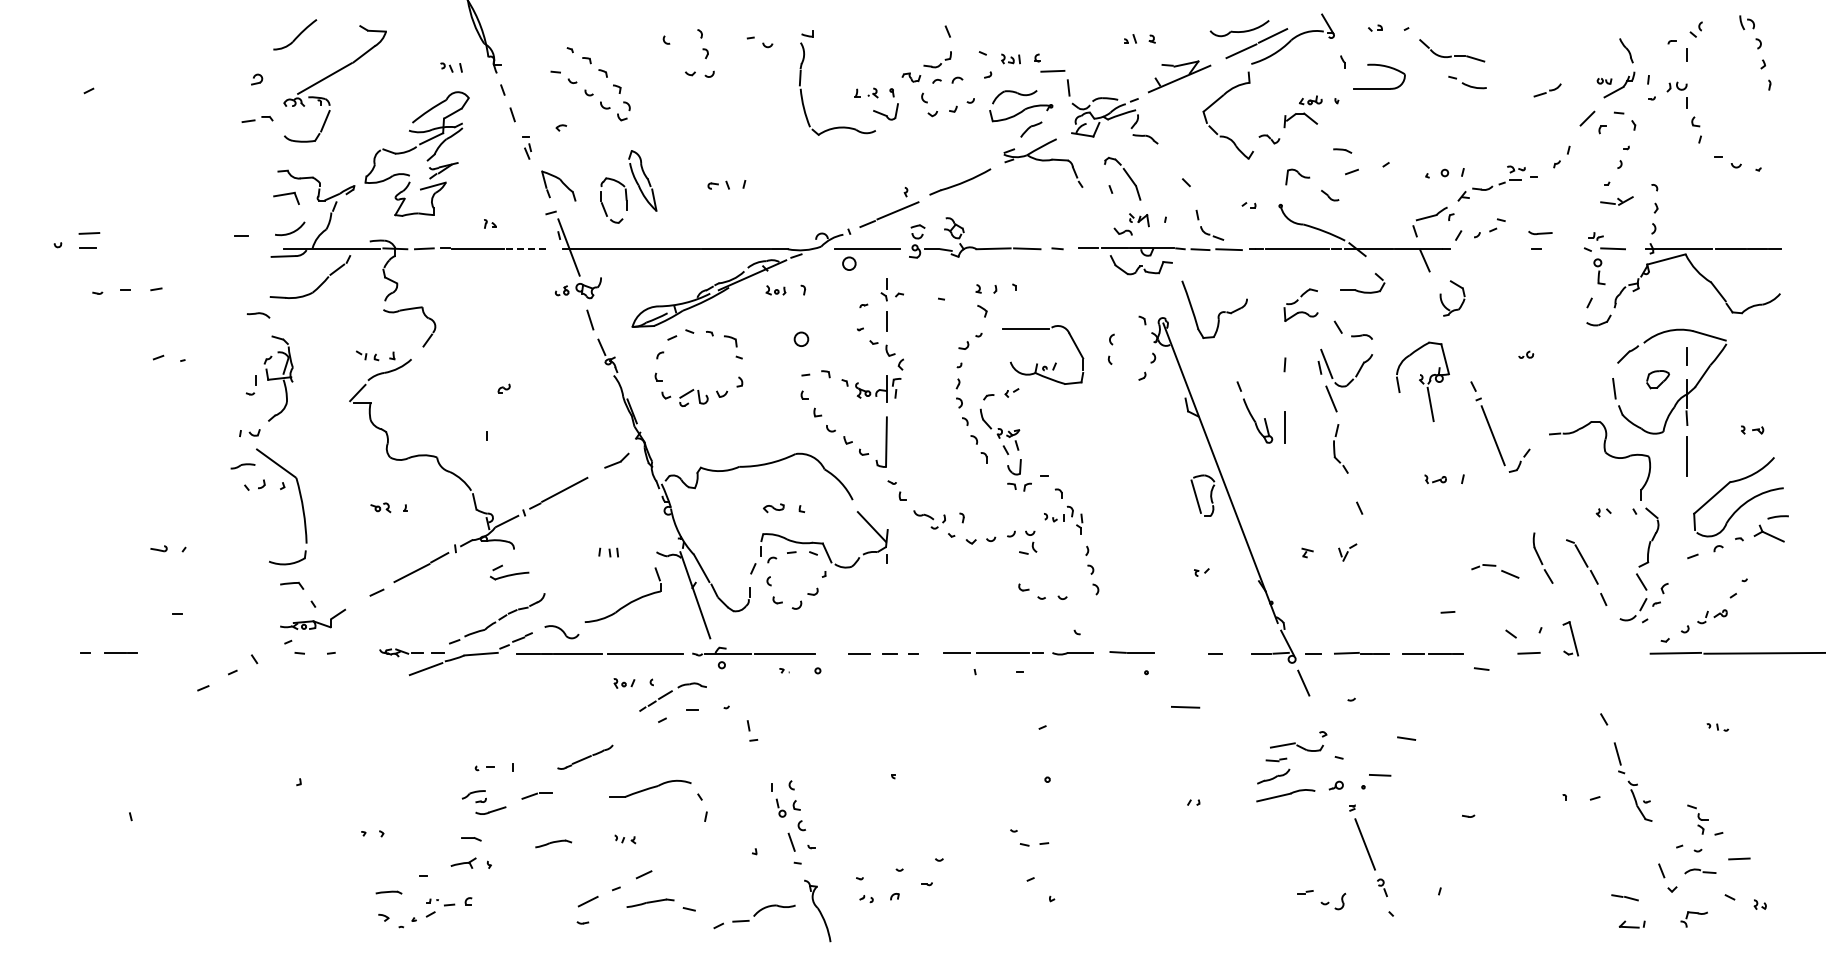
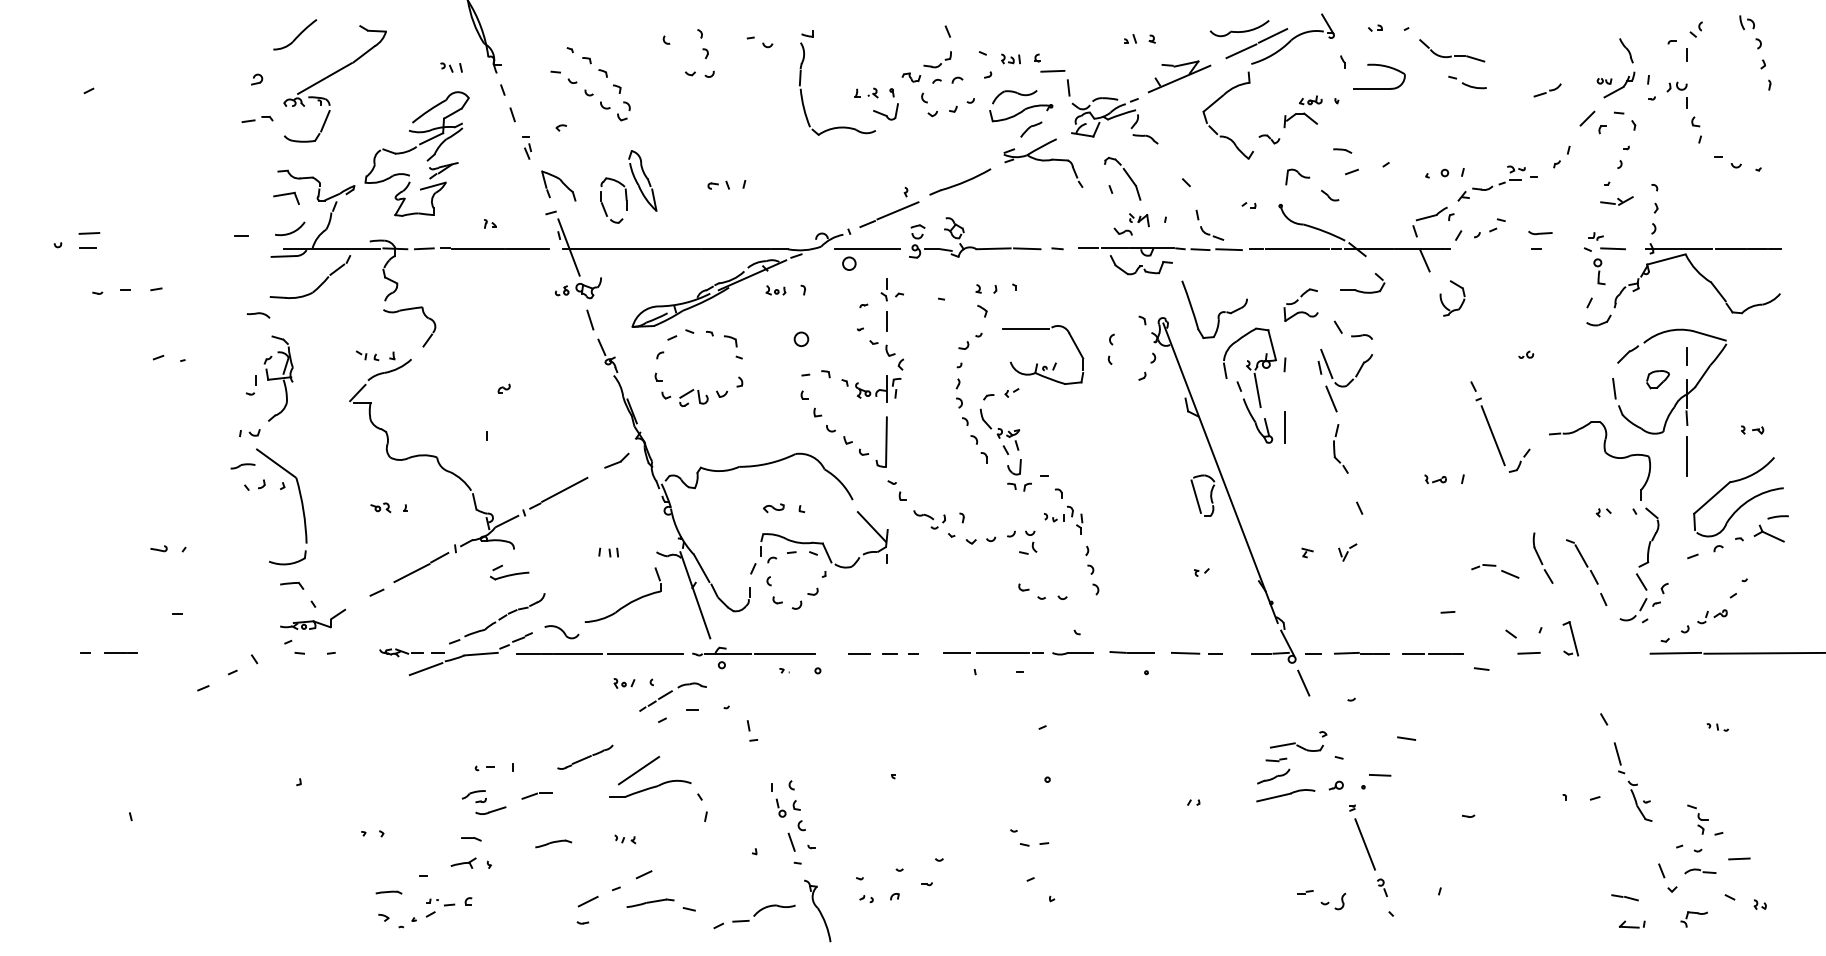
line: dashed -> solid (528, 249)
part position: (1422, 381) -> (1249, 367) (1249, 367)
line position: (1185, 707) -> (1185, 653) (1185, 653)
line: none -> present (638, 770)
